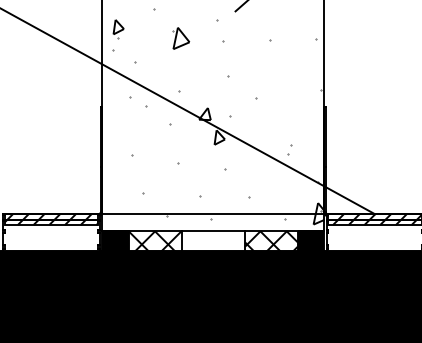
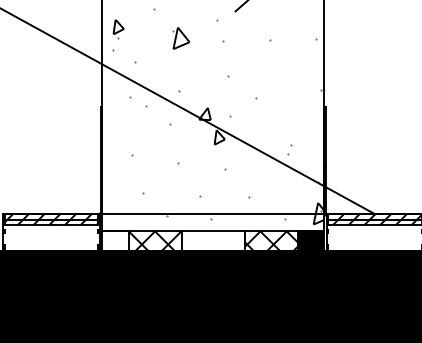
fill: present -> none (115, 245)
